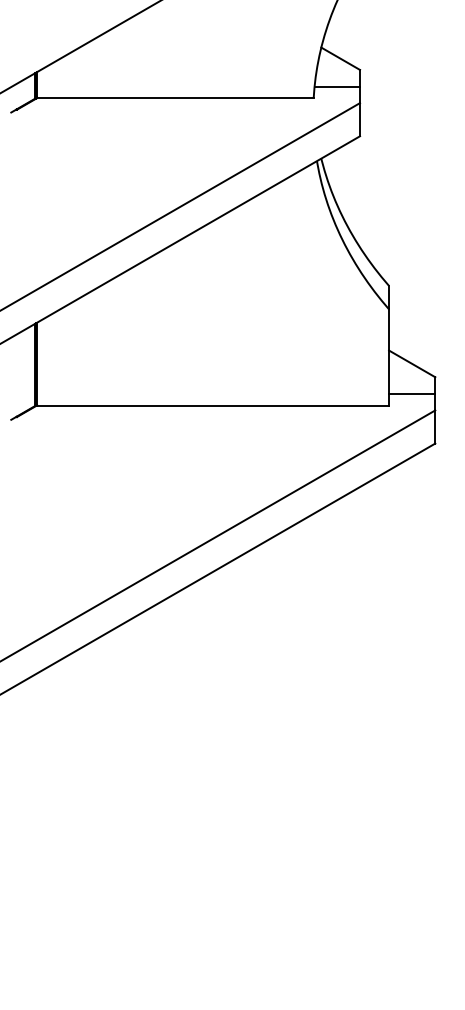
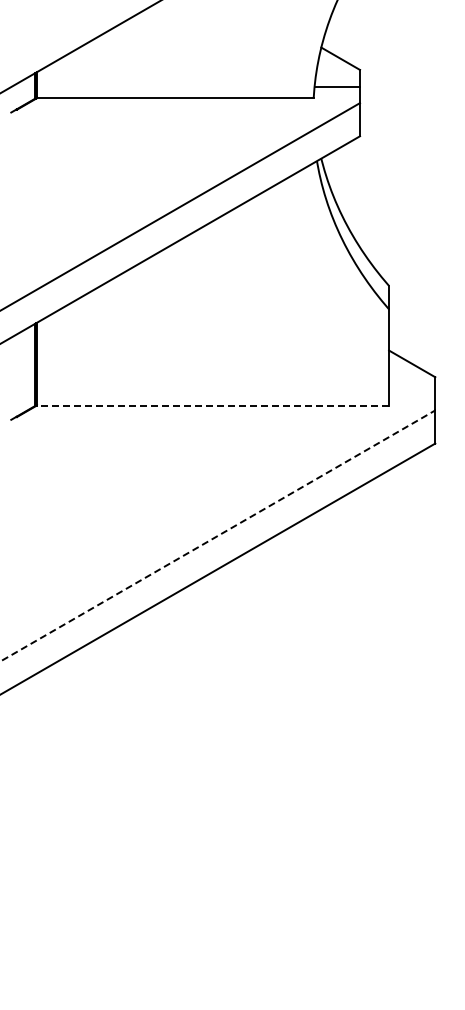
line: present -> none (412, 393)
line: solid -> dashed (213, 405)
line: solid -> dashed (218, 535)
